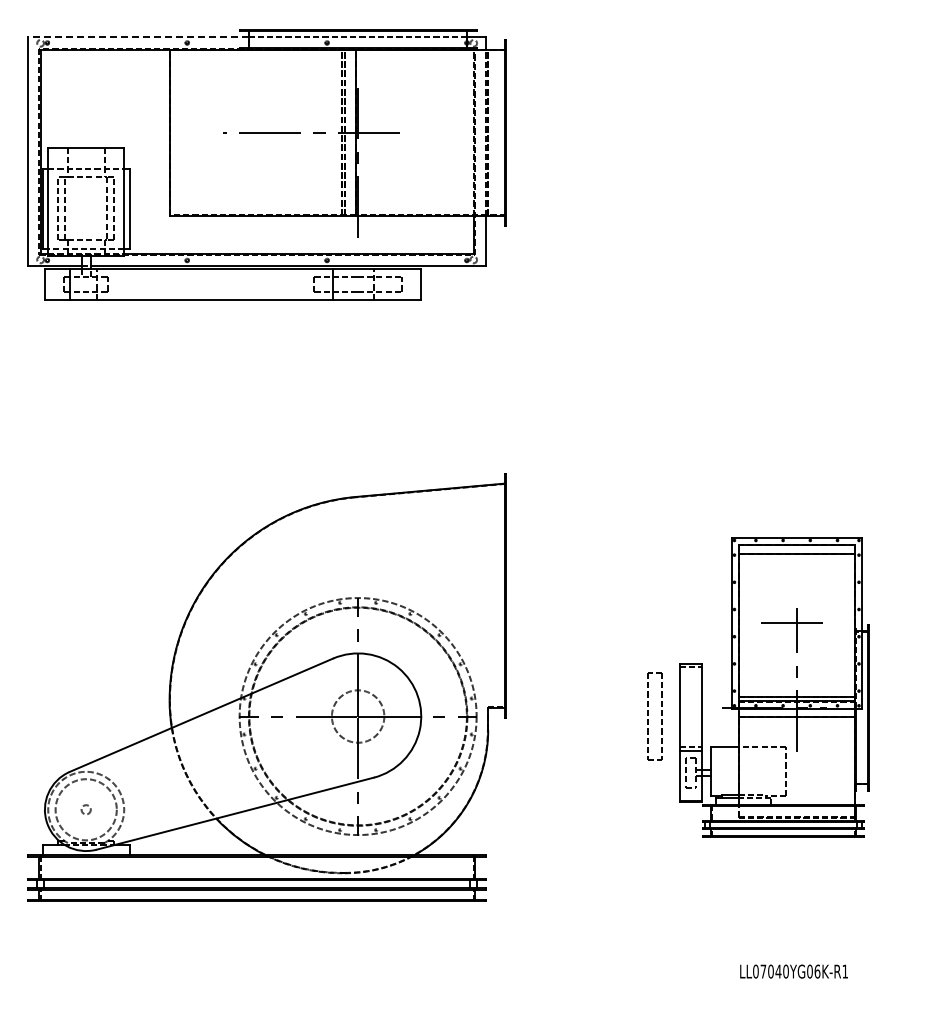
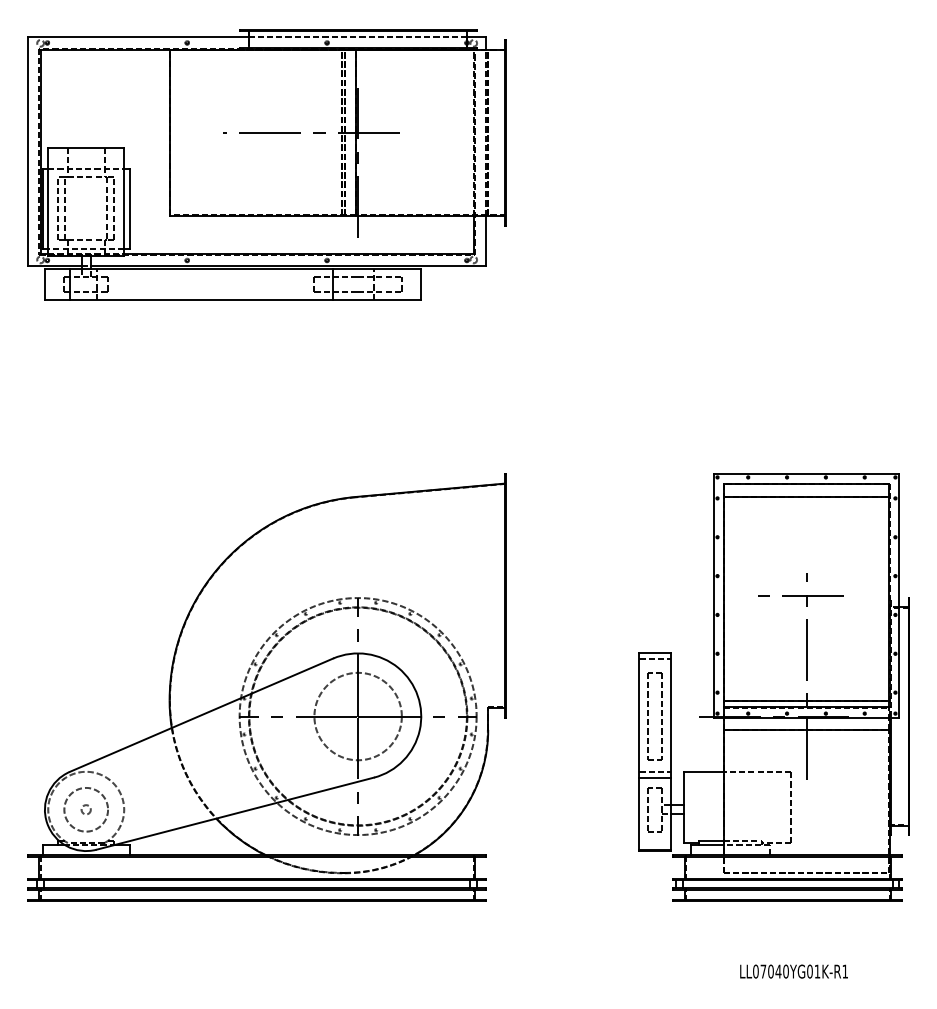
line: dashed -> solid (137, 37)
part size: 191x301 px -> 272x429 px (773, 687)
circle diameter: 52 px -> 87 px (357, 716)
circle diameter: 61 px -> 44 px (86, 809)
text: LL07040YG06K-R1 -> LL07040YG01K-R1 (817, 971)
